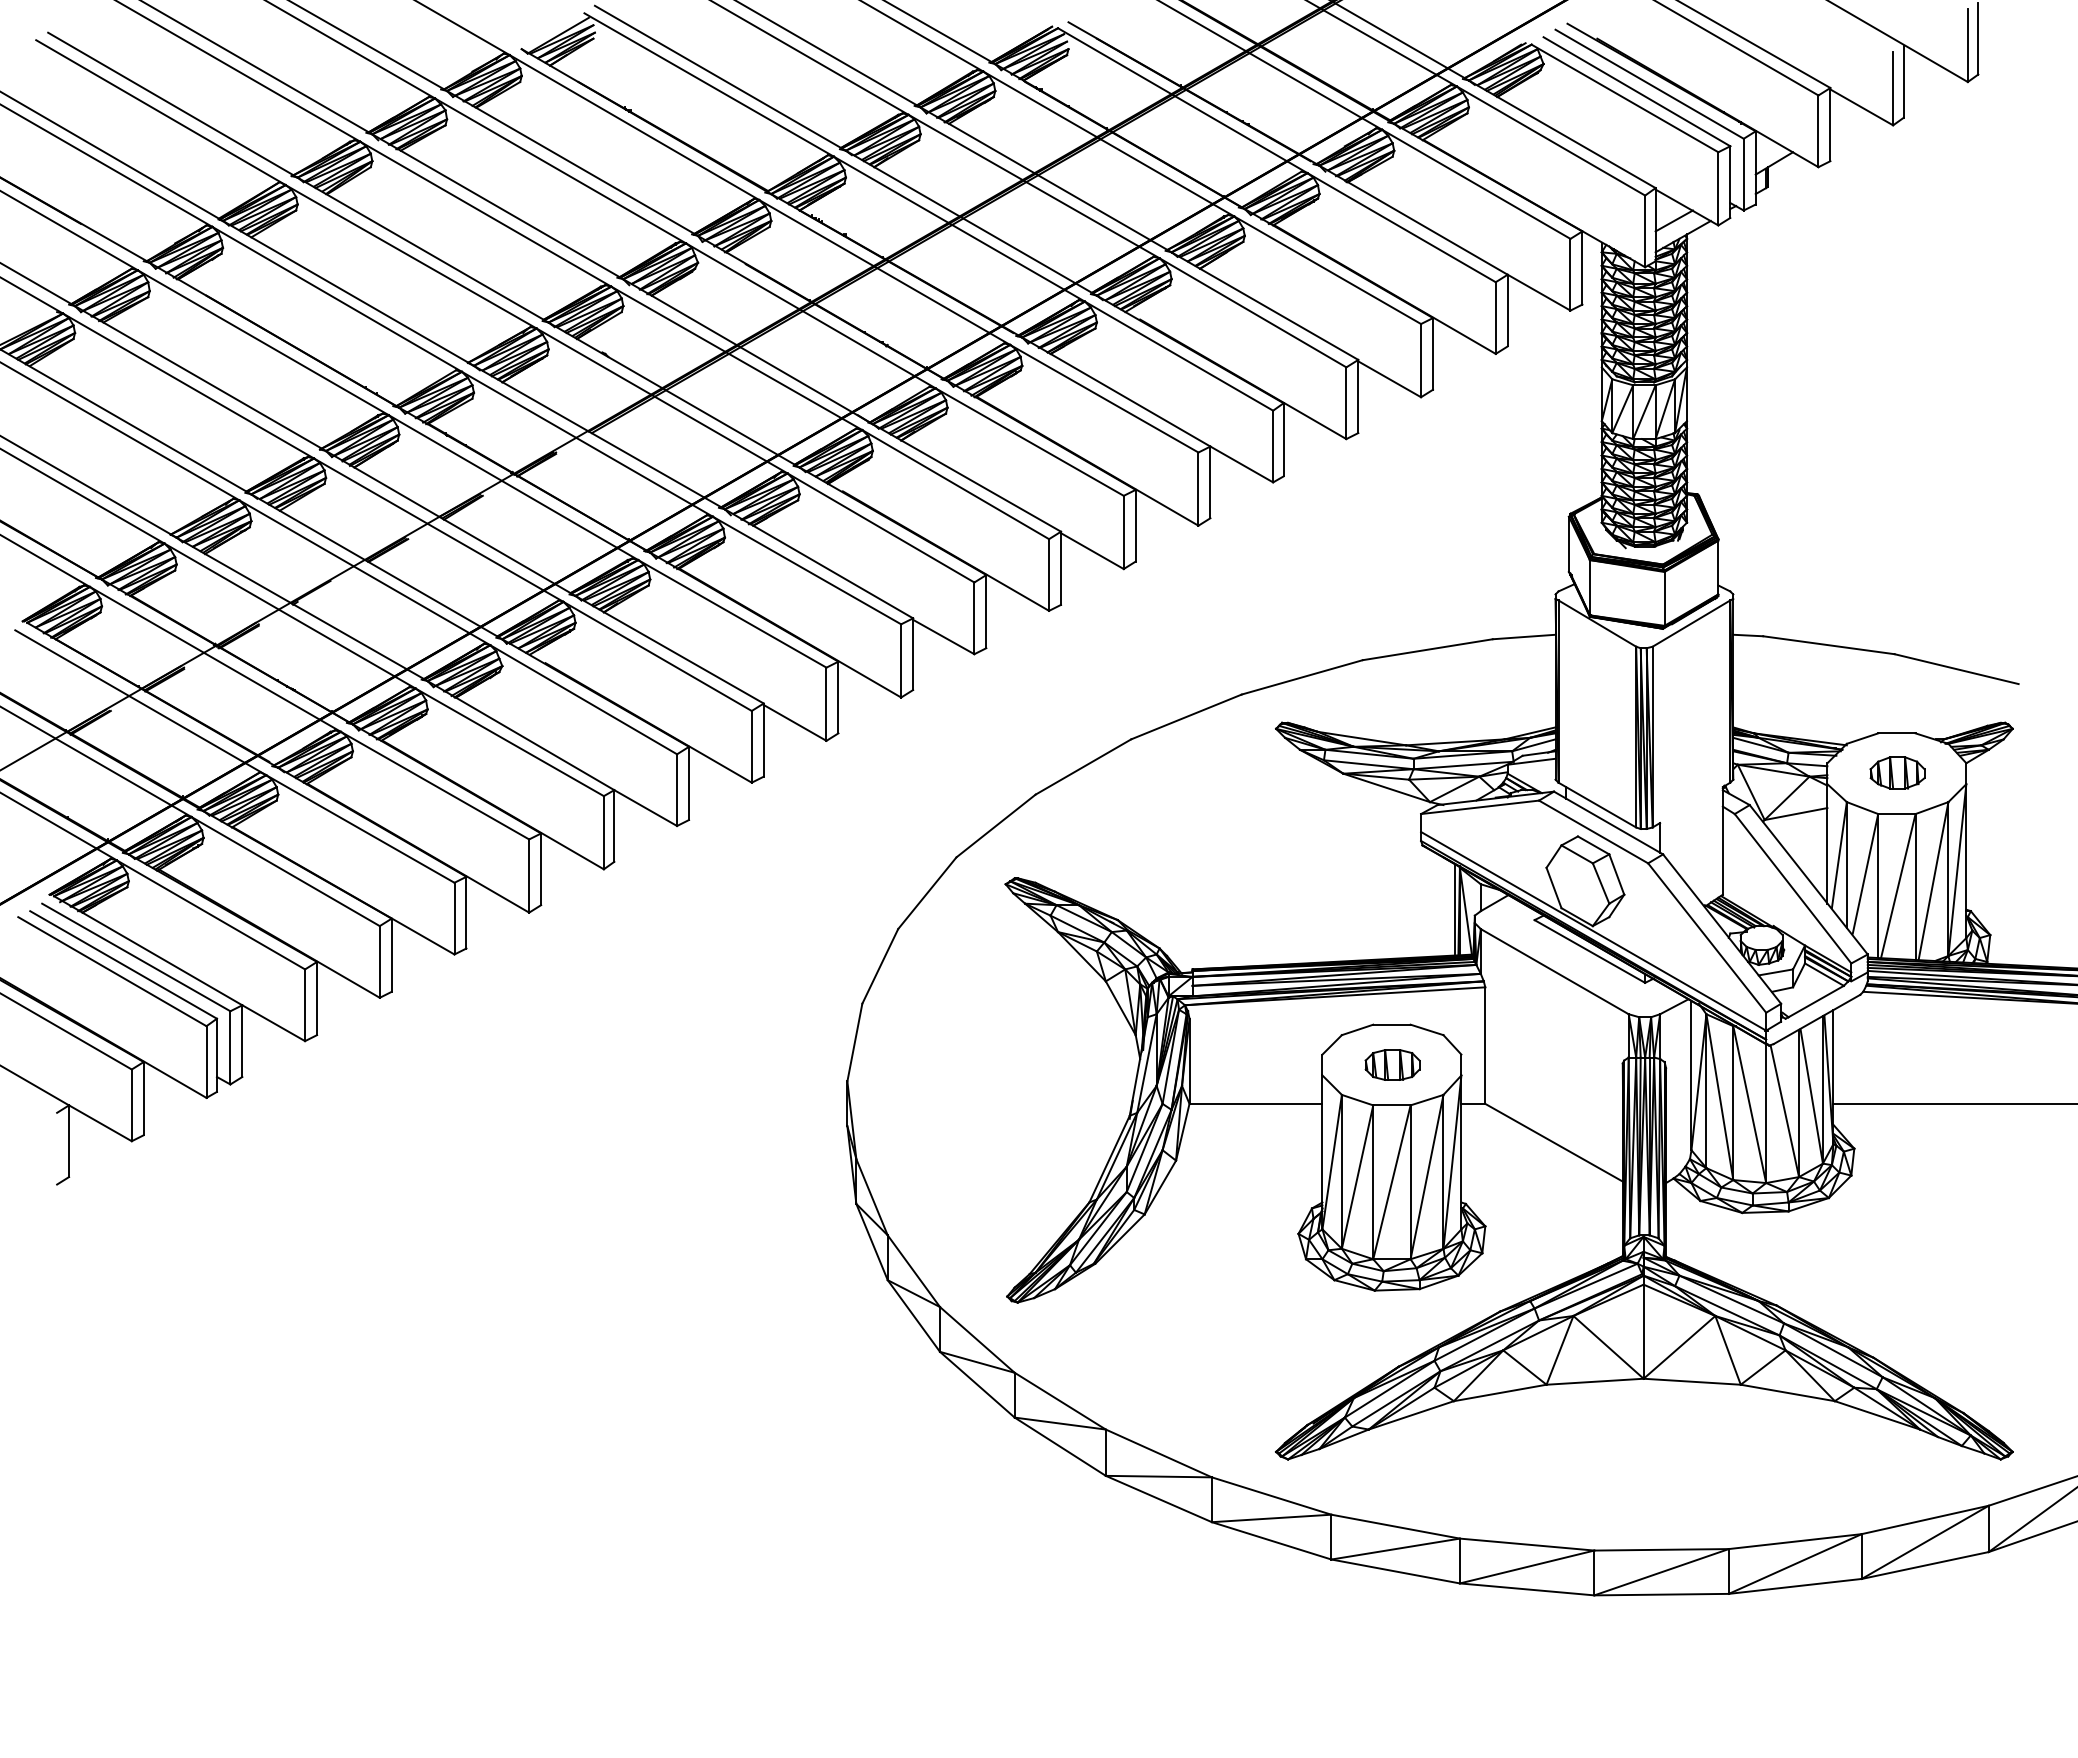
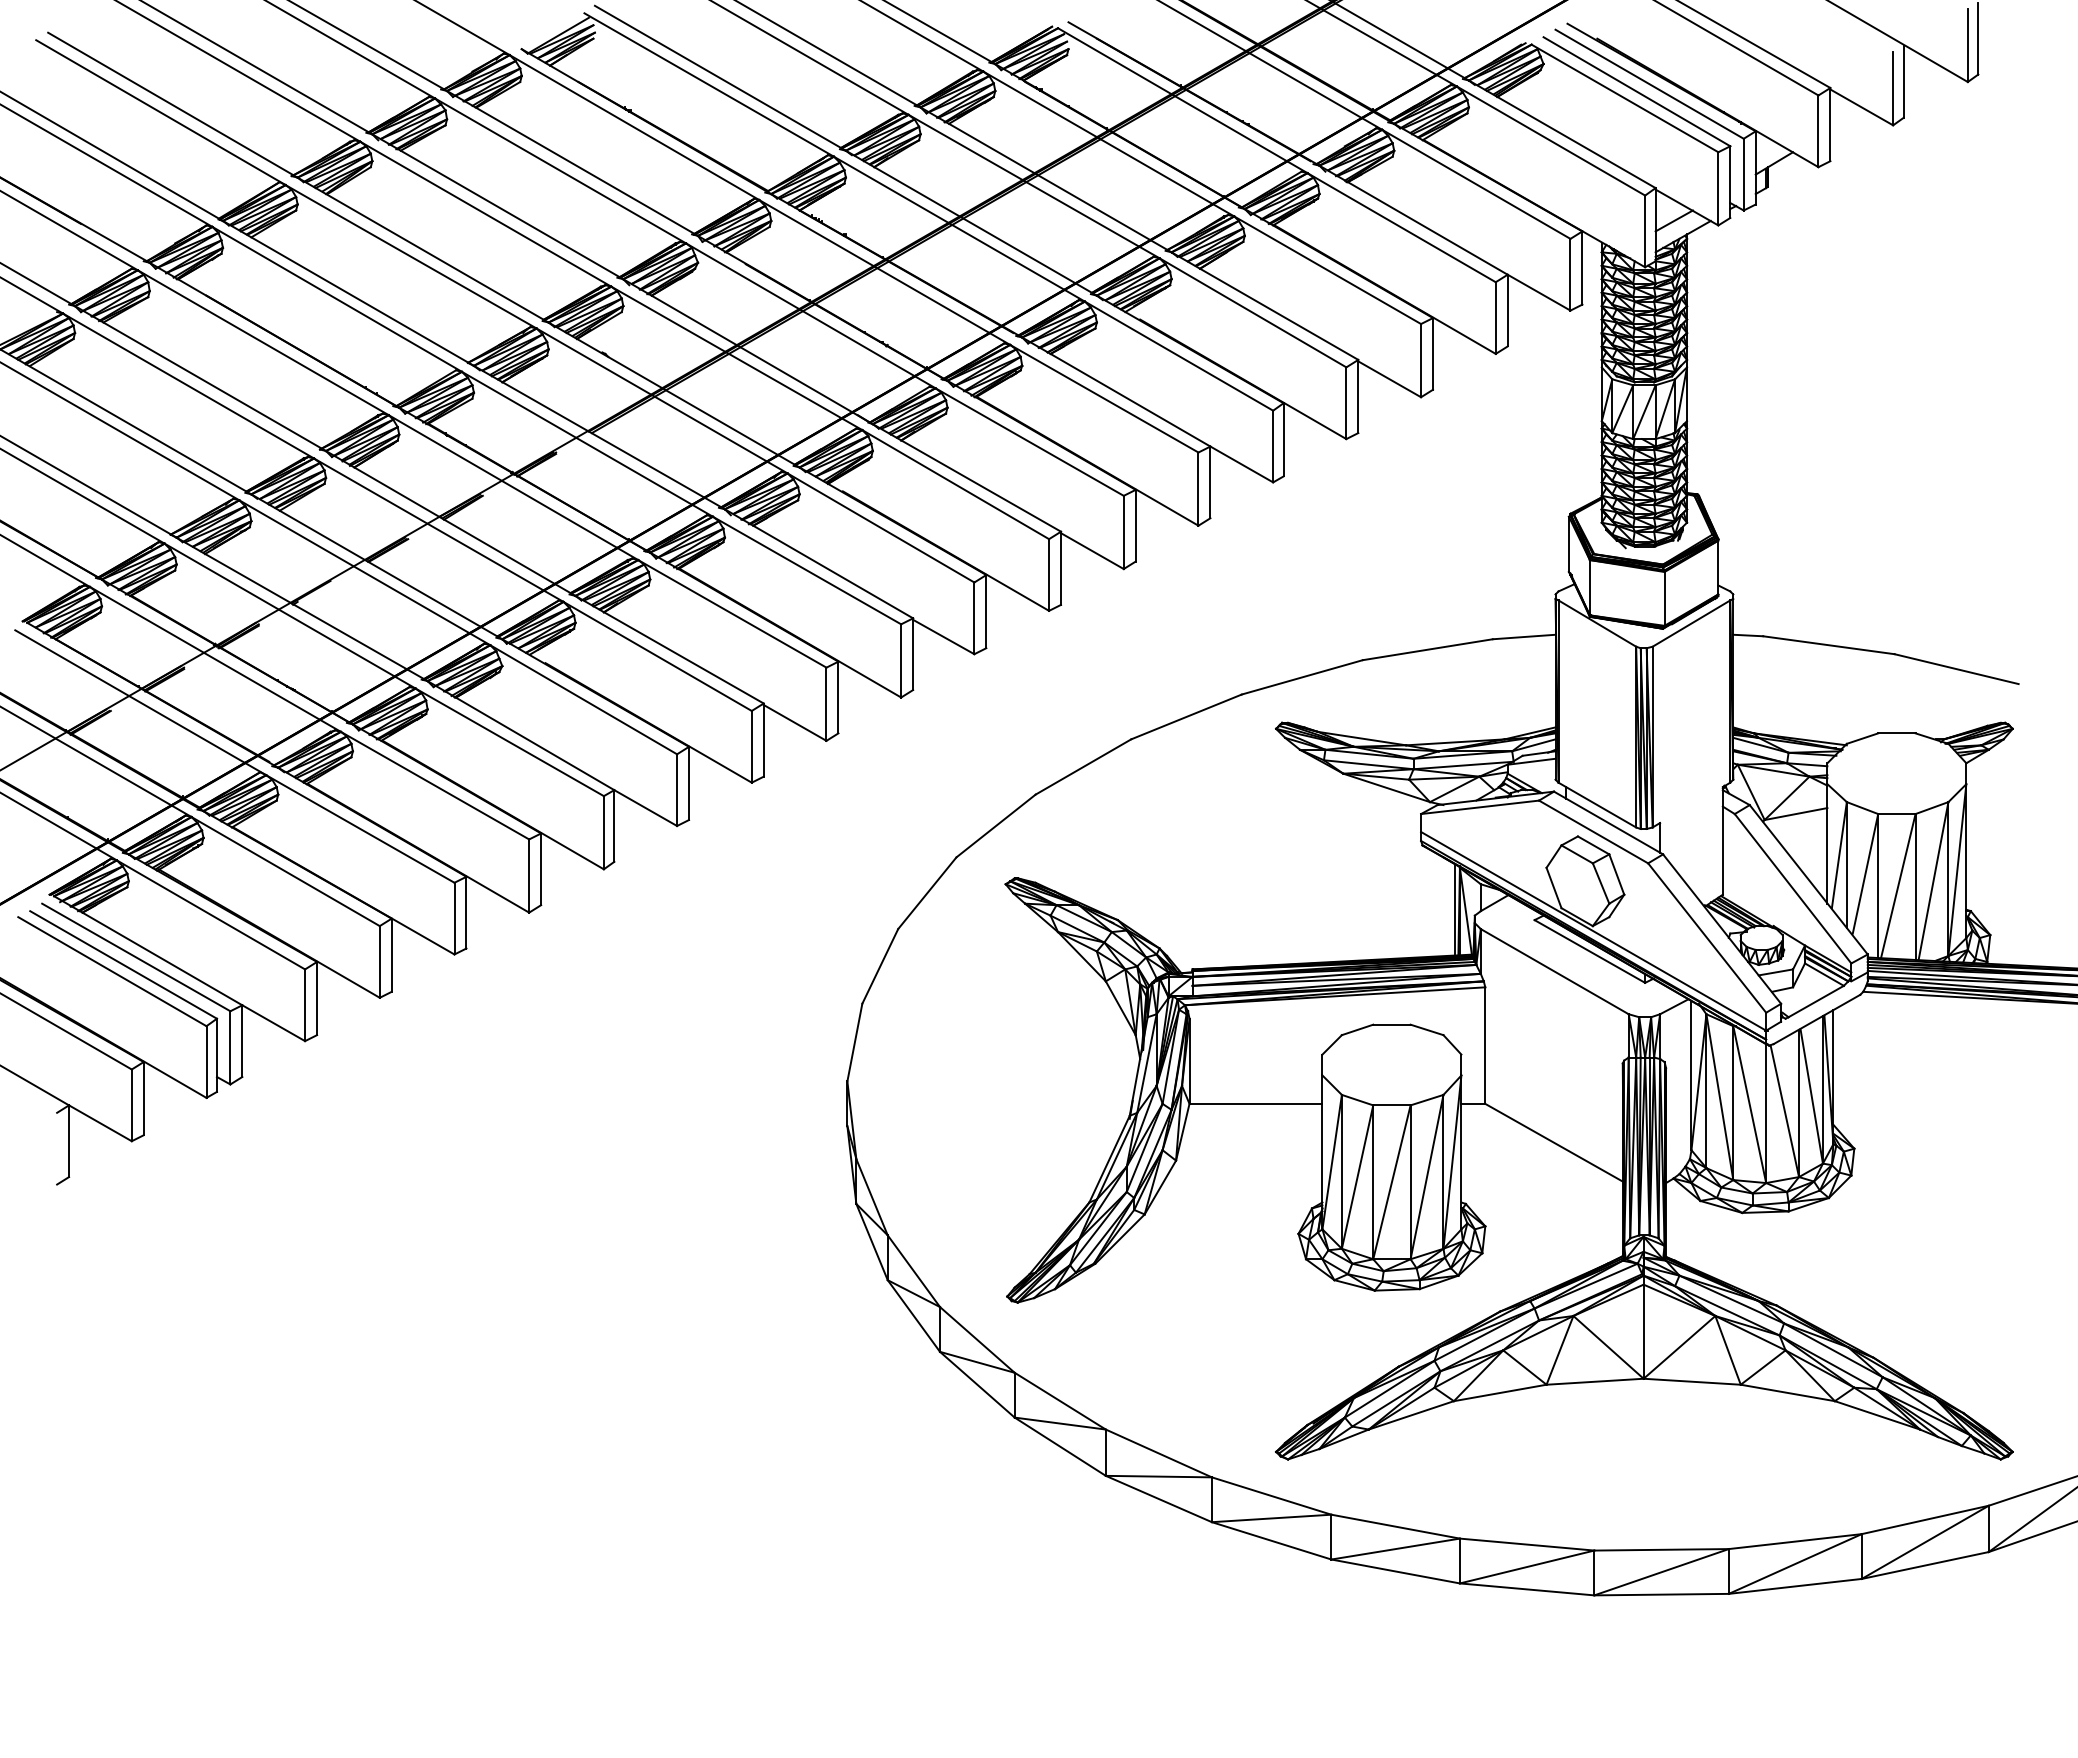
part: present -> none (1897, 772)
part: present -> none (1392, 1064)
line: present -> none (1953, 1103)
